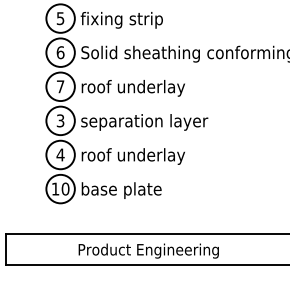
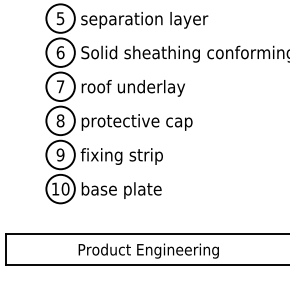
text: fixing strip -> separation layer (144, 19)
text: 3 -> 8 (60, 120)
text: separation layer -> protective cap (144, 122)
text: 4 -> 9 (60, 154)
text: roof underlay -> fixing strip (132, 156)
